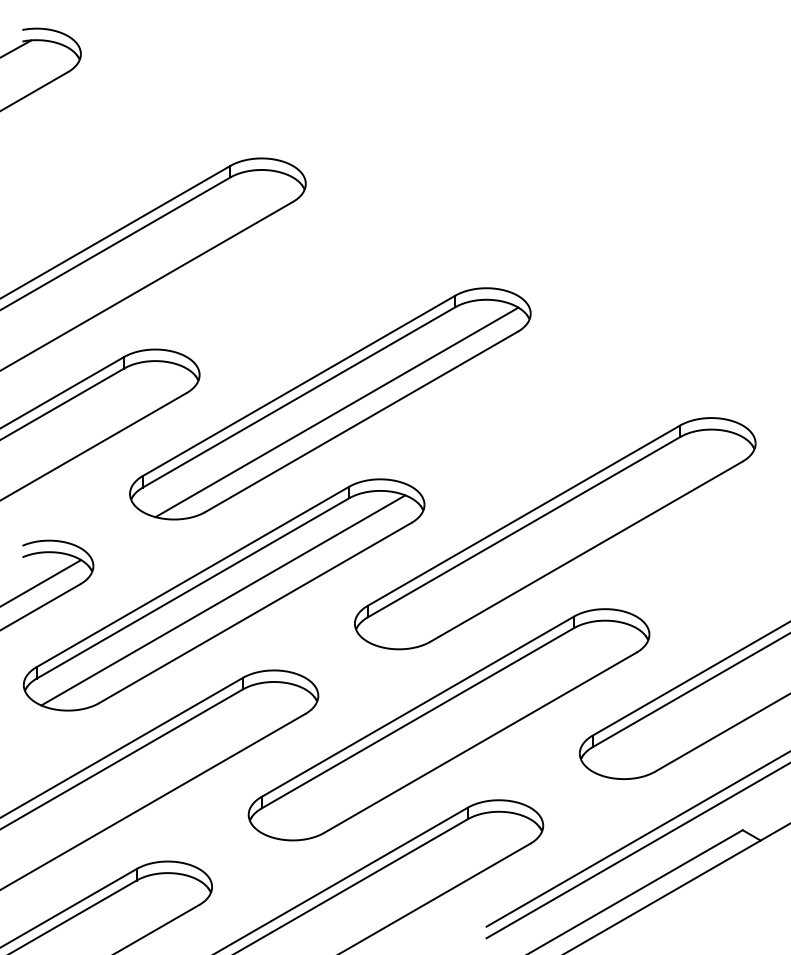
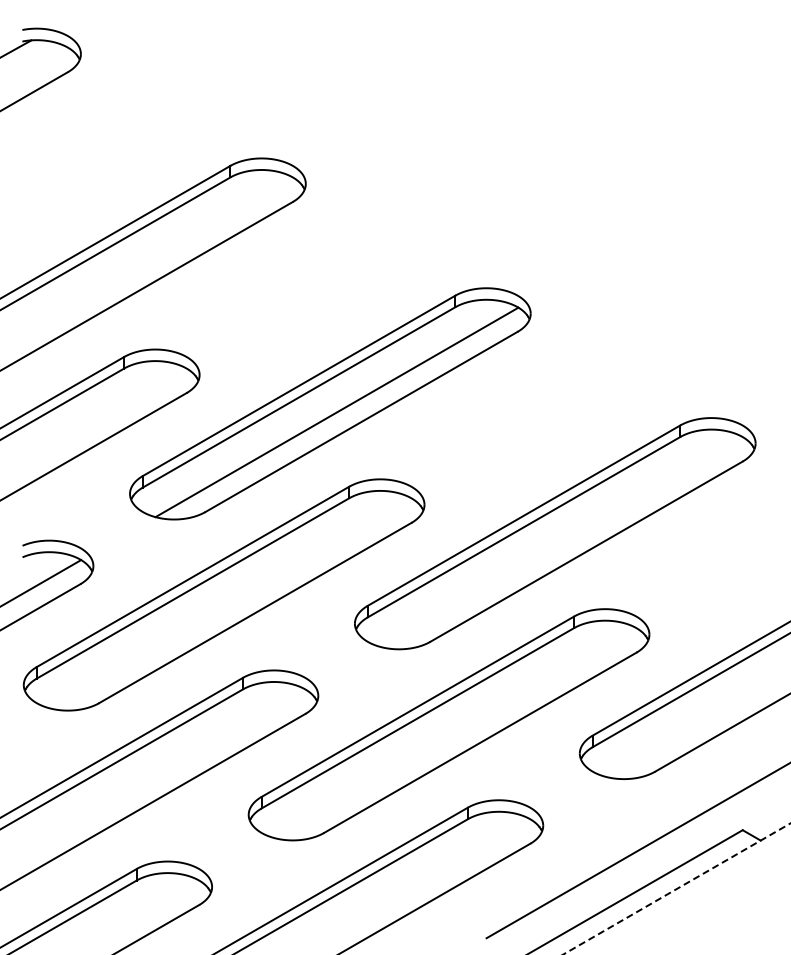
line: present -> none (223, 600)
line: present -> none (636, 839)
line: solid -> dashed (676, 889)
